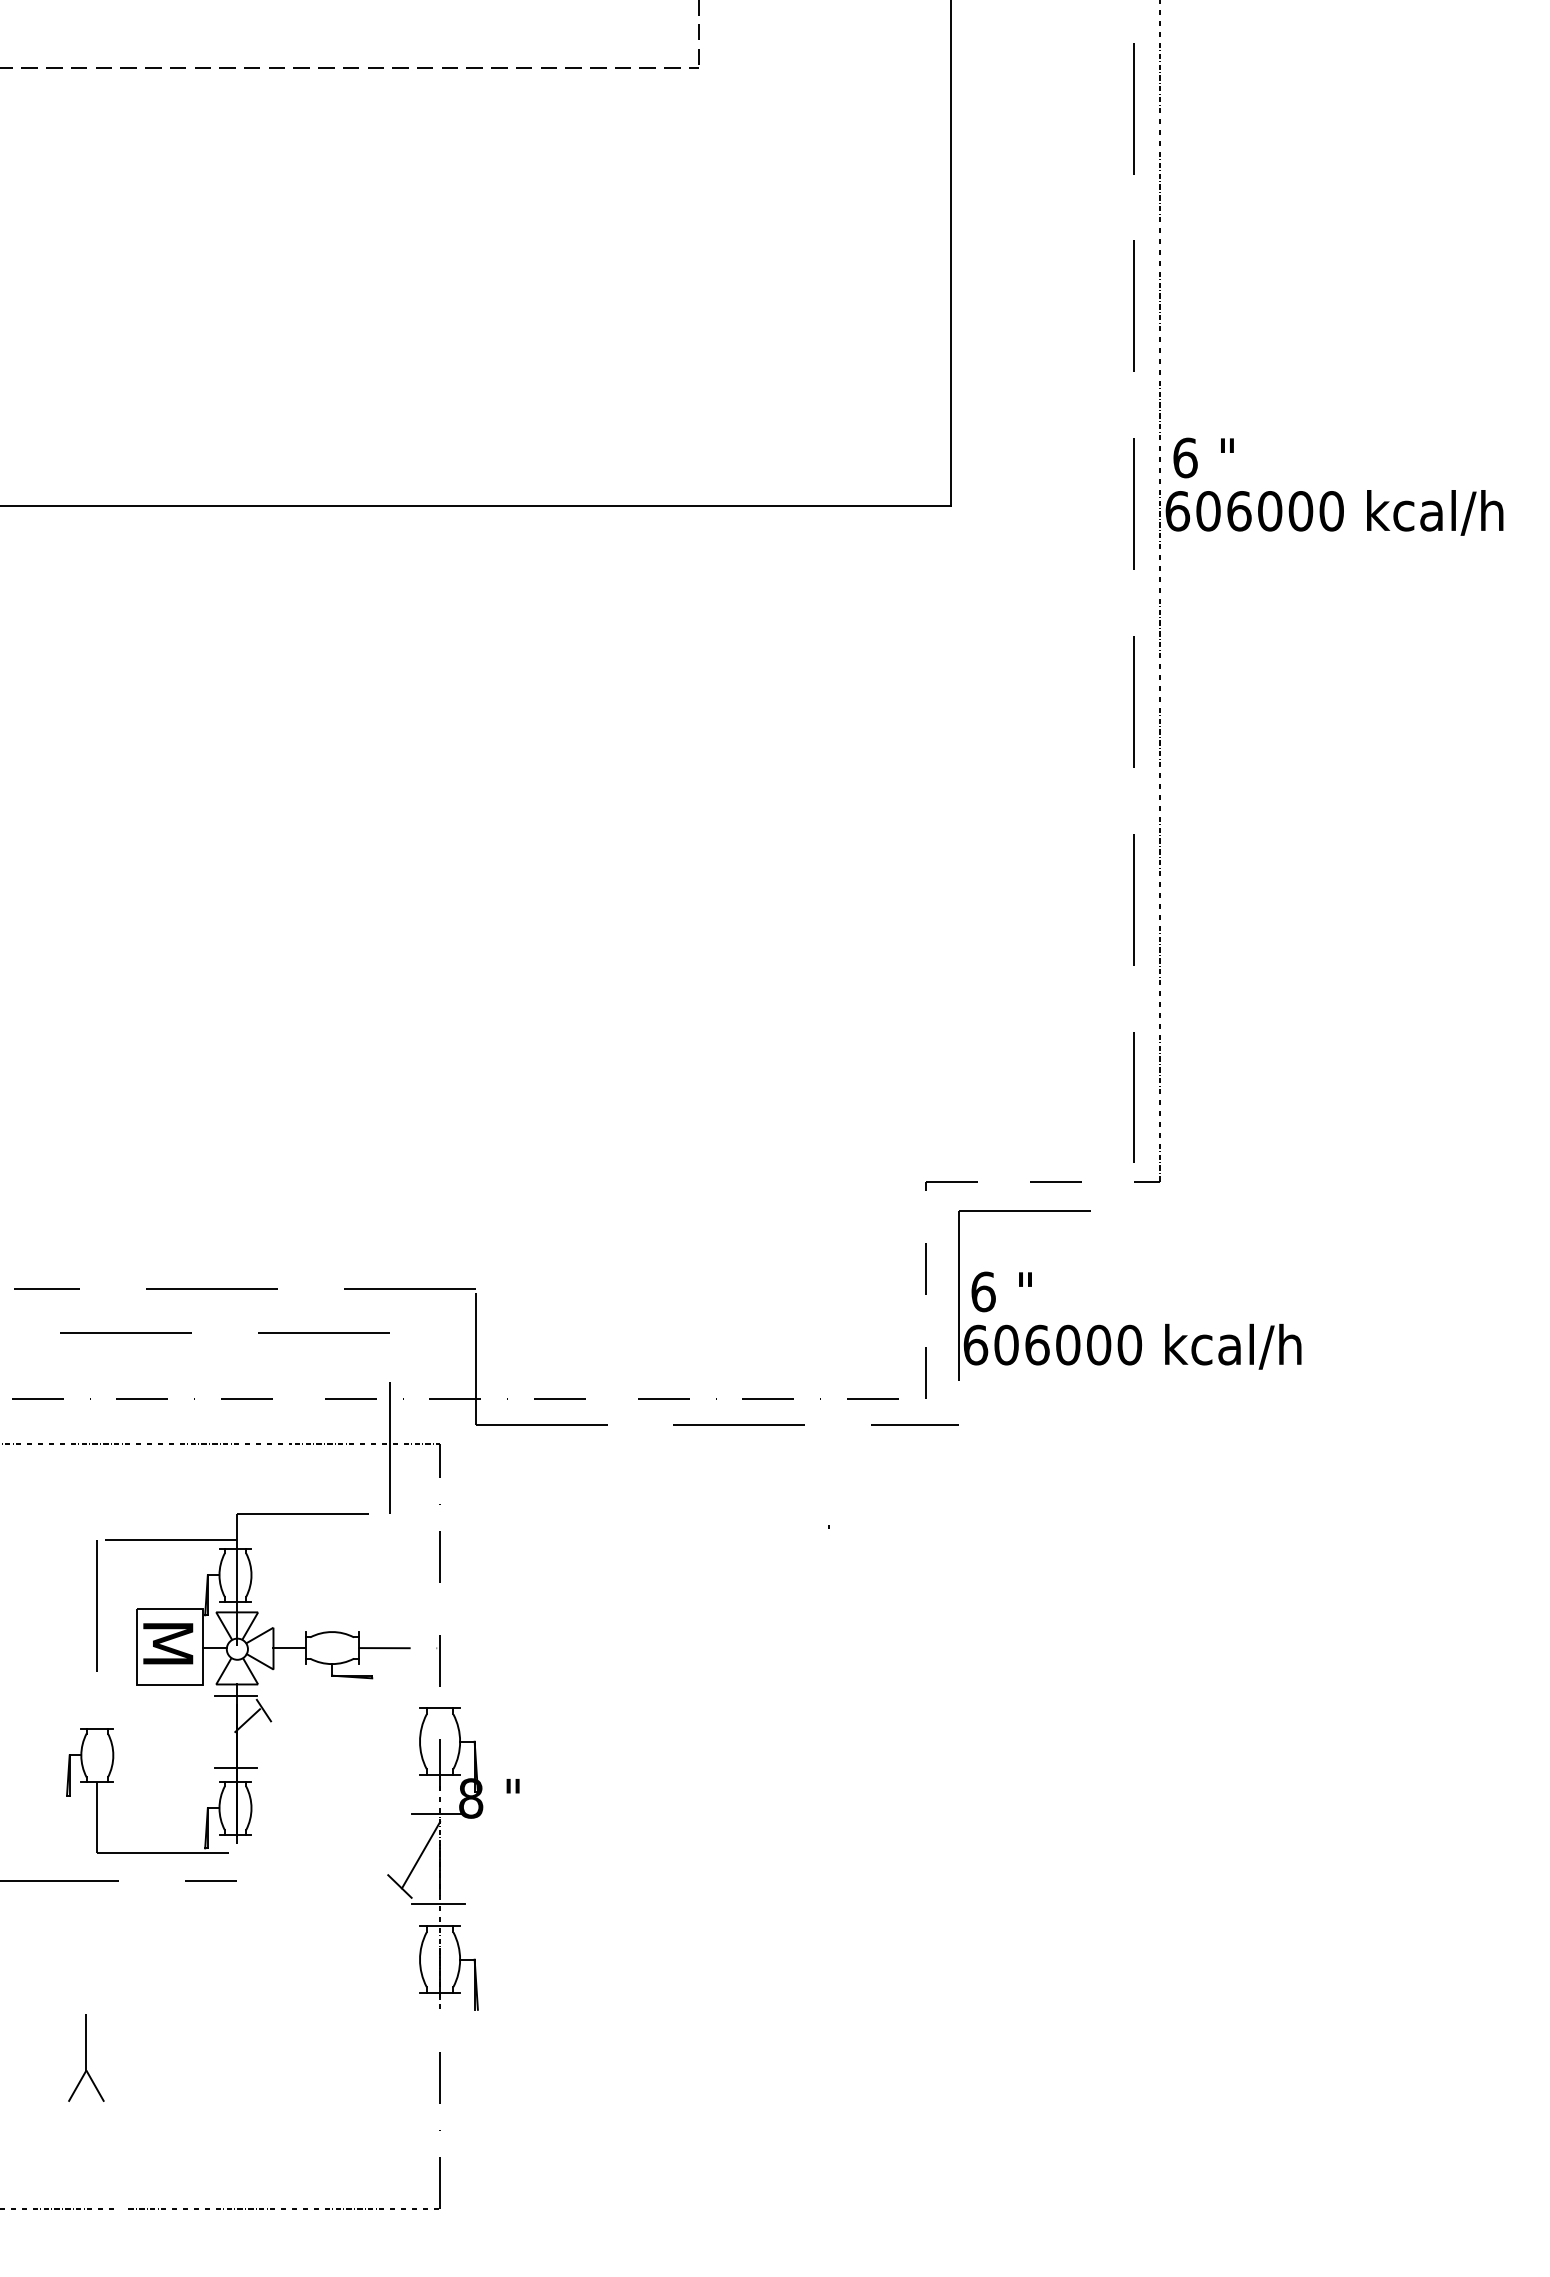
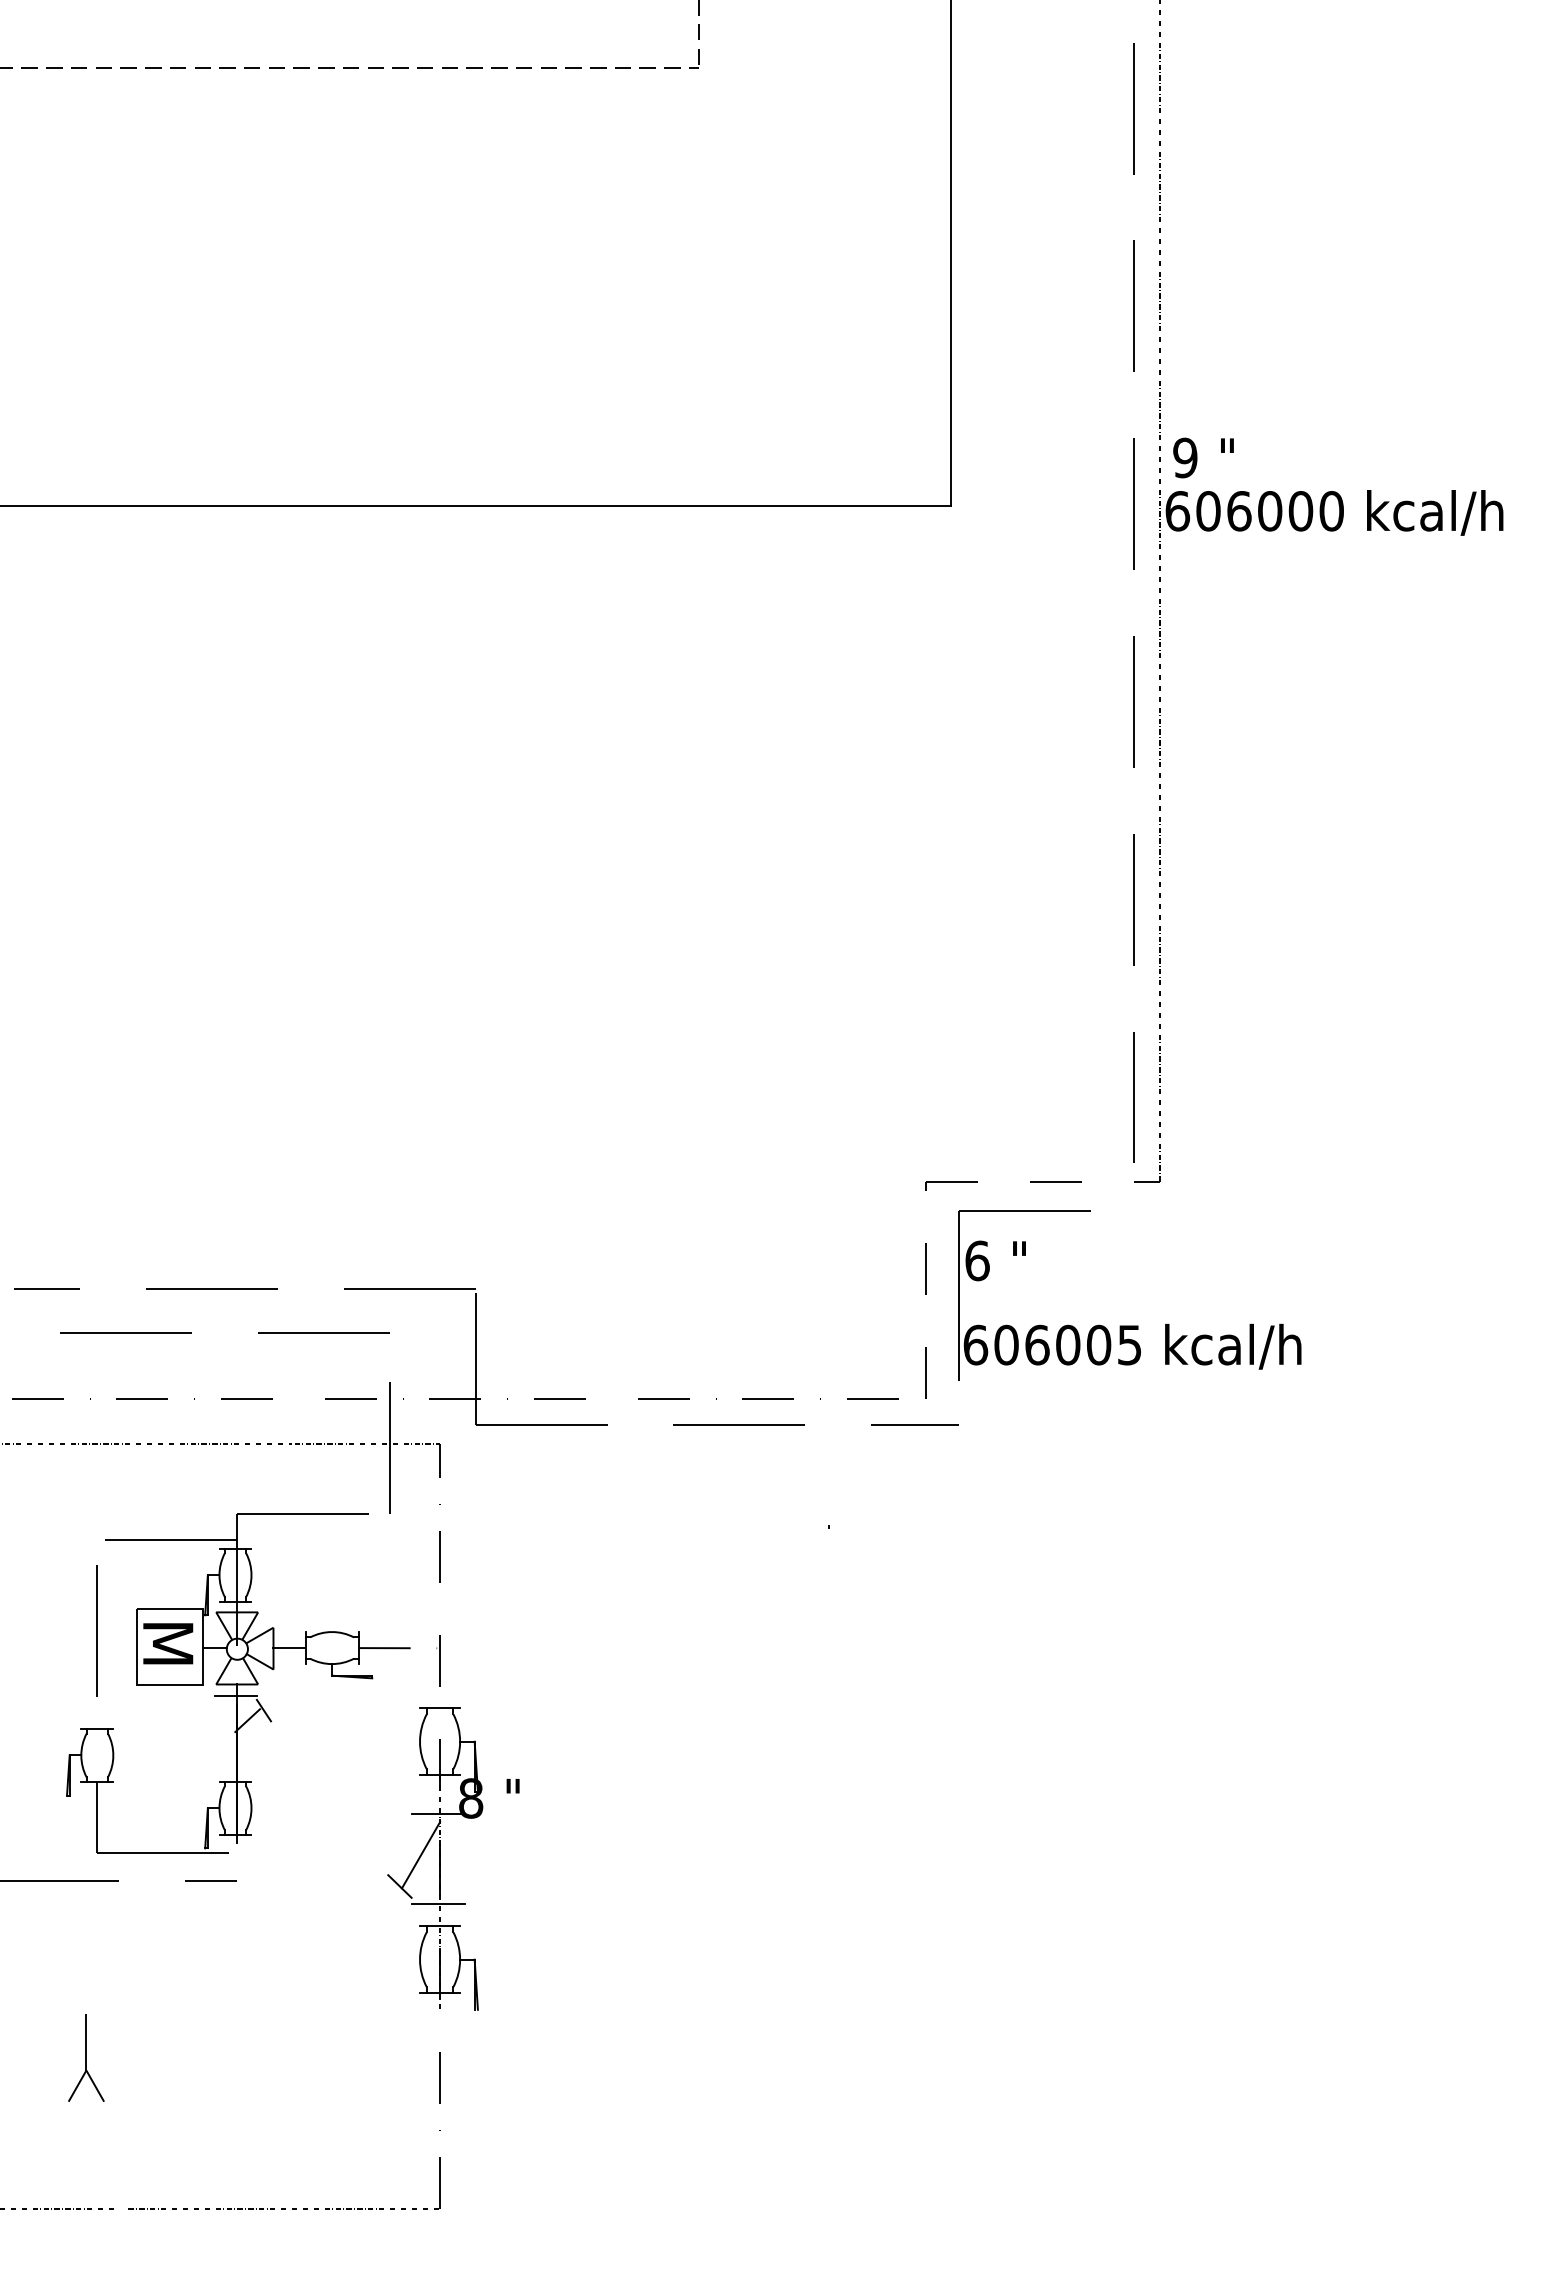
text: 6 -> 9 (1185, 457)
text position: (1001, 1291) -> (995, 1260) (995, 1260)
text: 606000 -> 606005 (1129, 1344)
line position: (96, 1605) -> (96, 1630) (96, 1630)
line: present -> none (235, 1767)
